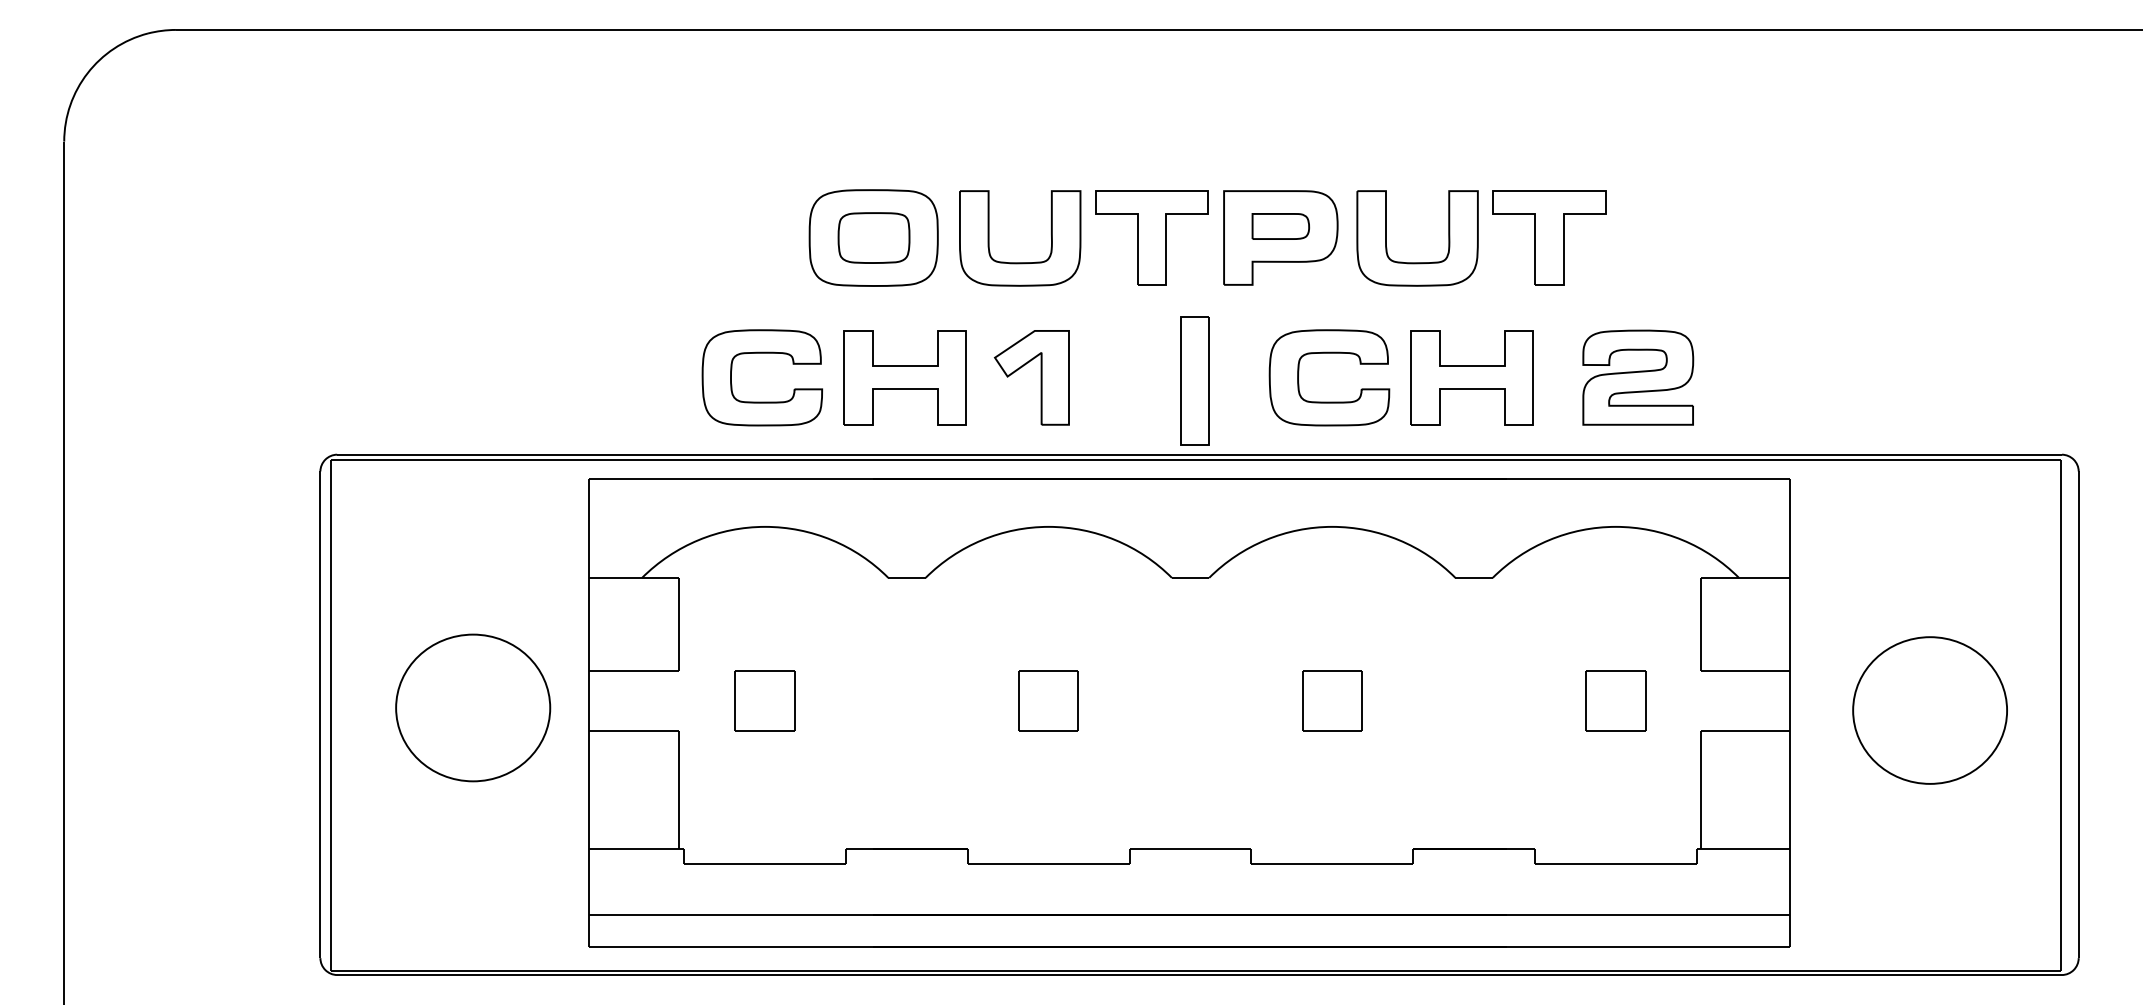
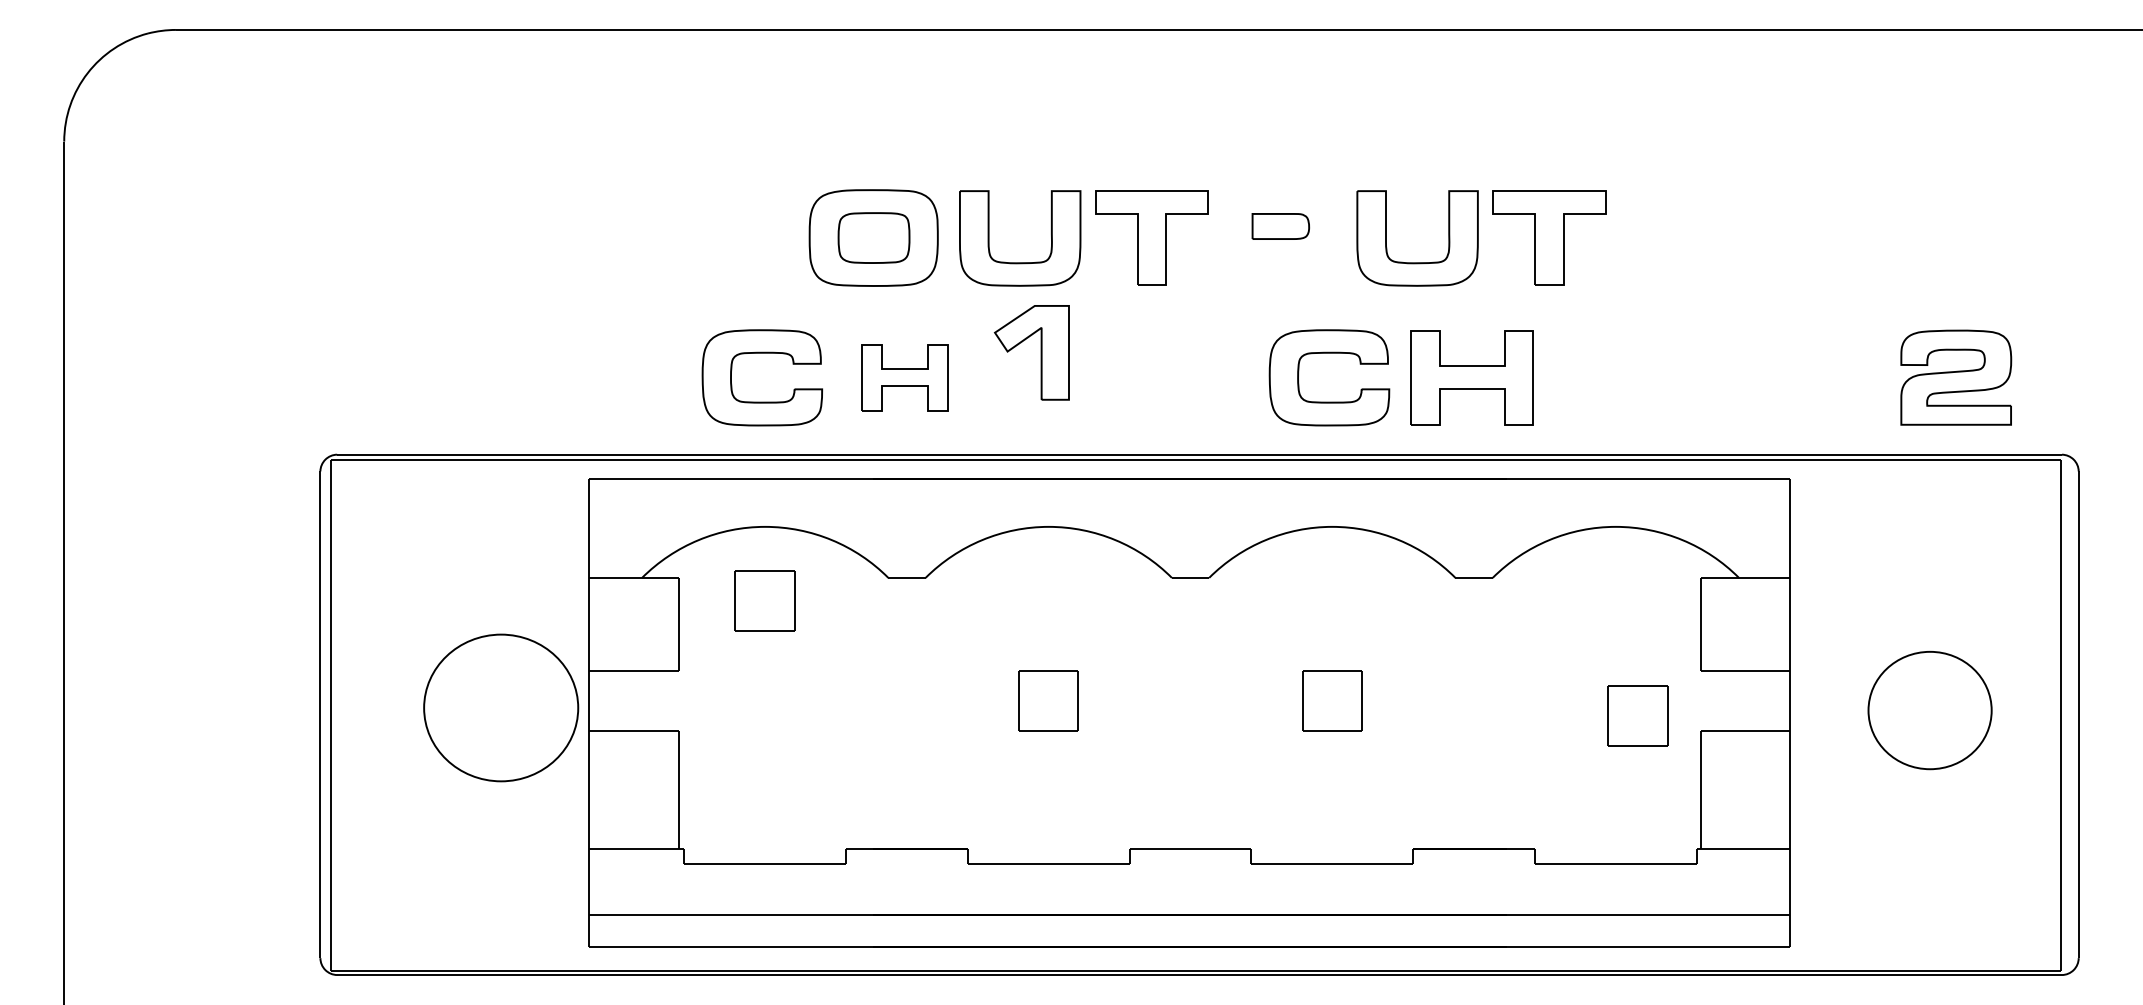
part: present -> none (1280, 237)
part size: 124x96 px -> 88x68 px (904, 377)
part position: (1040, 377) -> (1040, 352) (1040, 352)
part position: (1638, 377) -> (1956, 377) (1956, 377)
part: present -> none (1194, 380)
part position: (764, 700) -> (764, 600) (764, 600)
part position: (1615, 700) -> (1637, 715) (1637, 715)
part position: (473, 707) -> (501, 707) (501, 707)
part size: 156x149 px -> 126x120 px (1929, 710)
